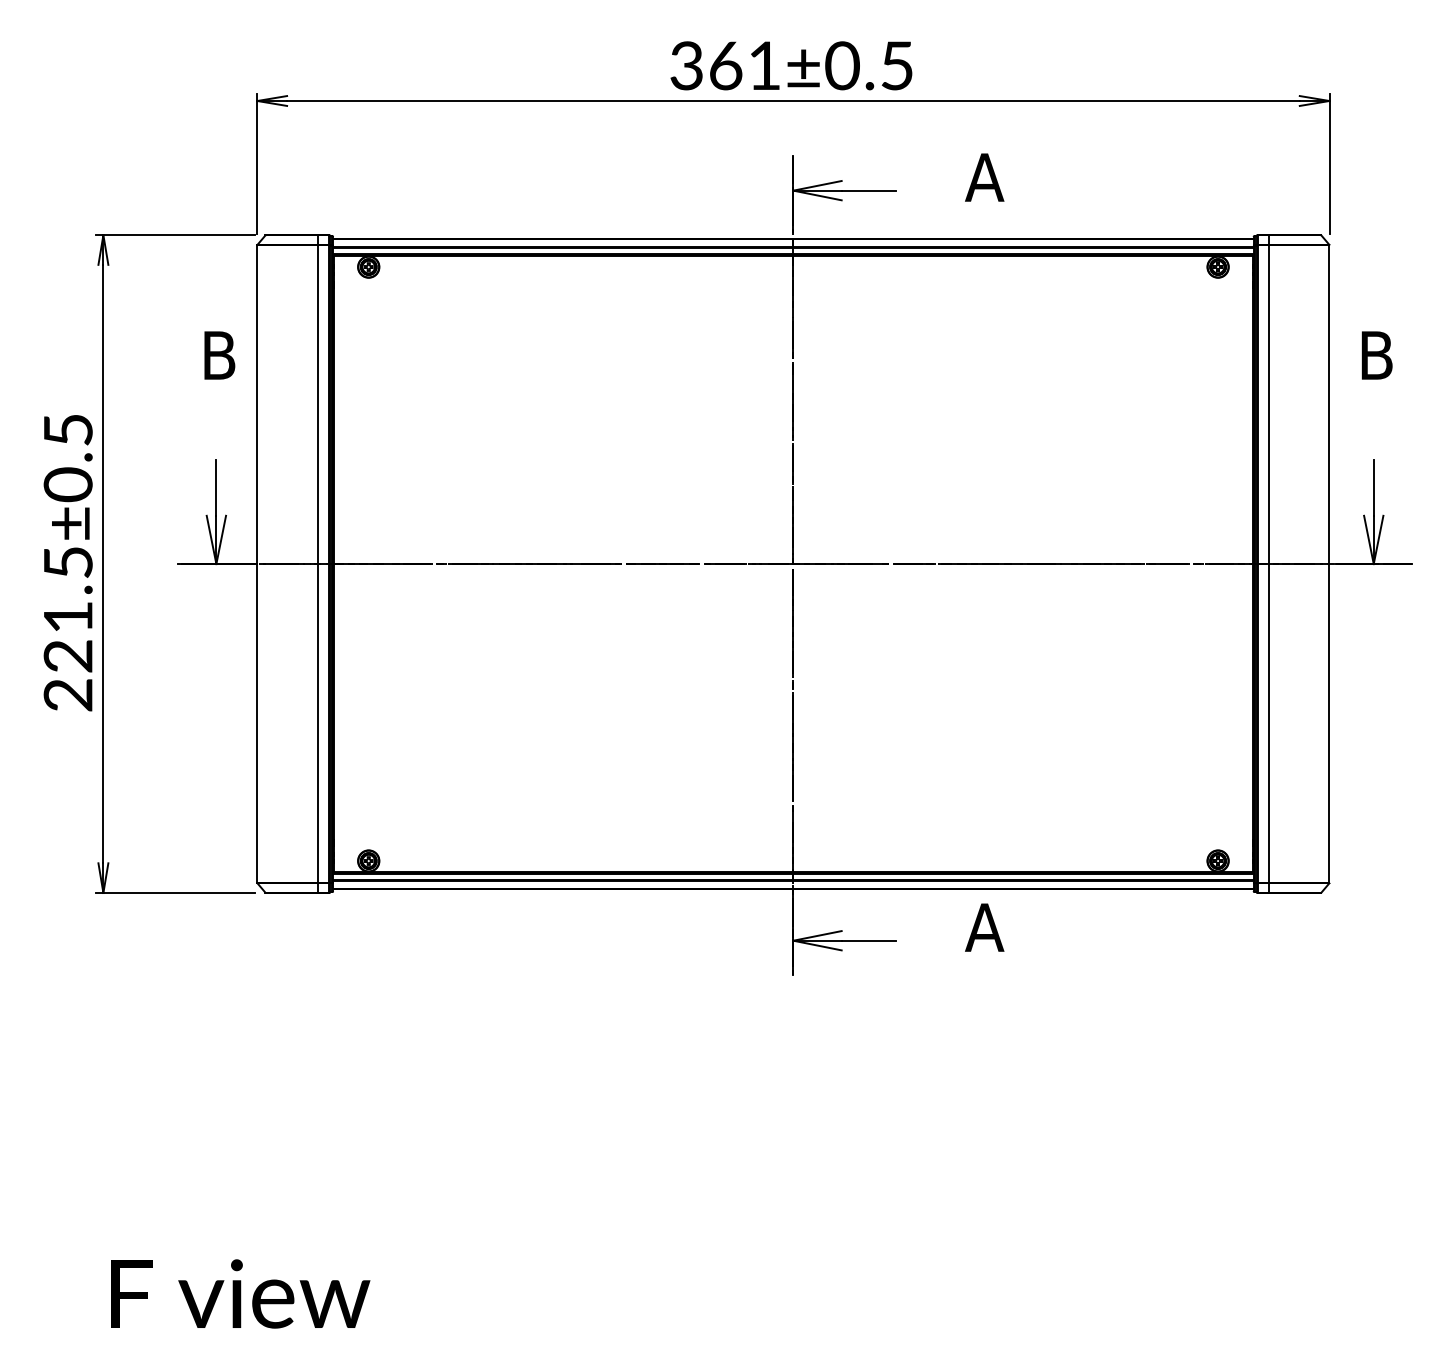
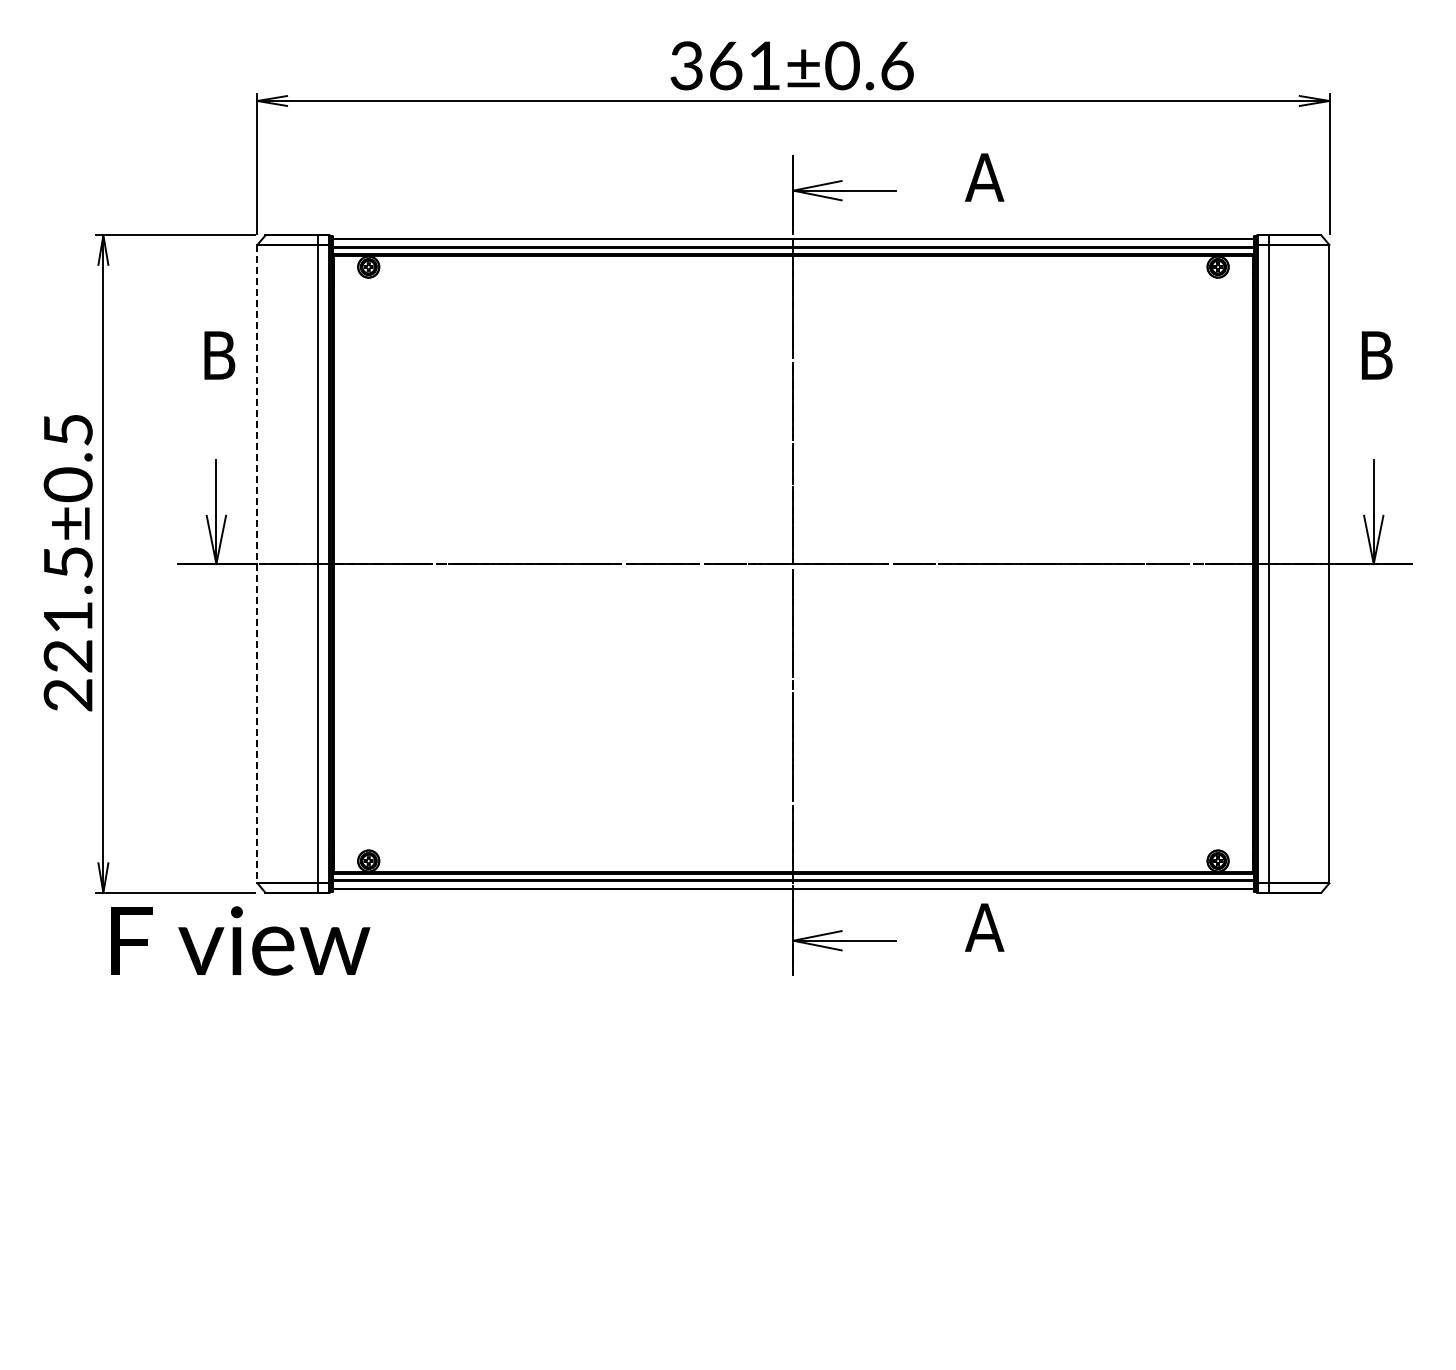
text: 361±0.5 -> 361±0.6 (897, 65)
line: solid -> dashed (257, 564)
text position: (240, 1293) -> (240, 940) (240, 940)
